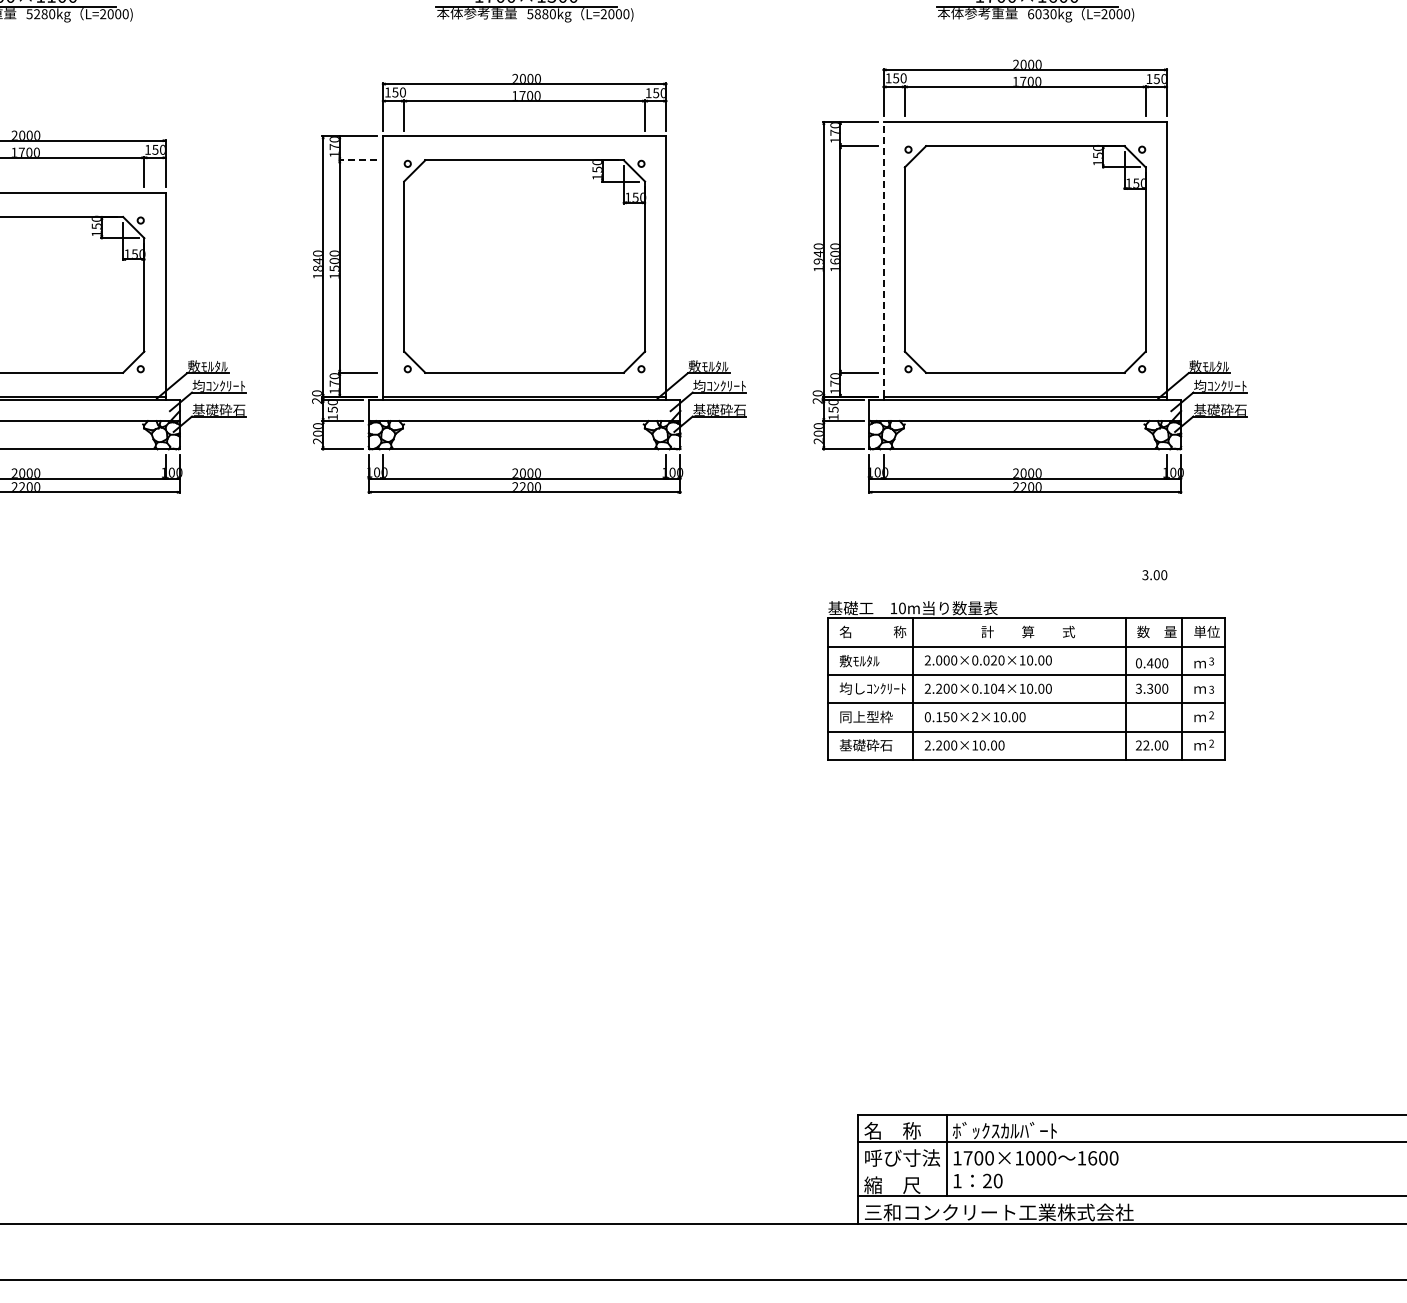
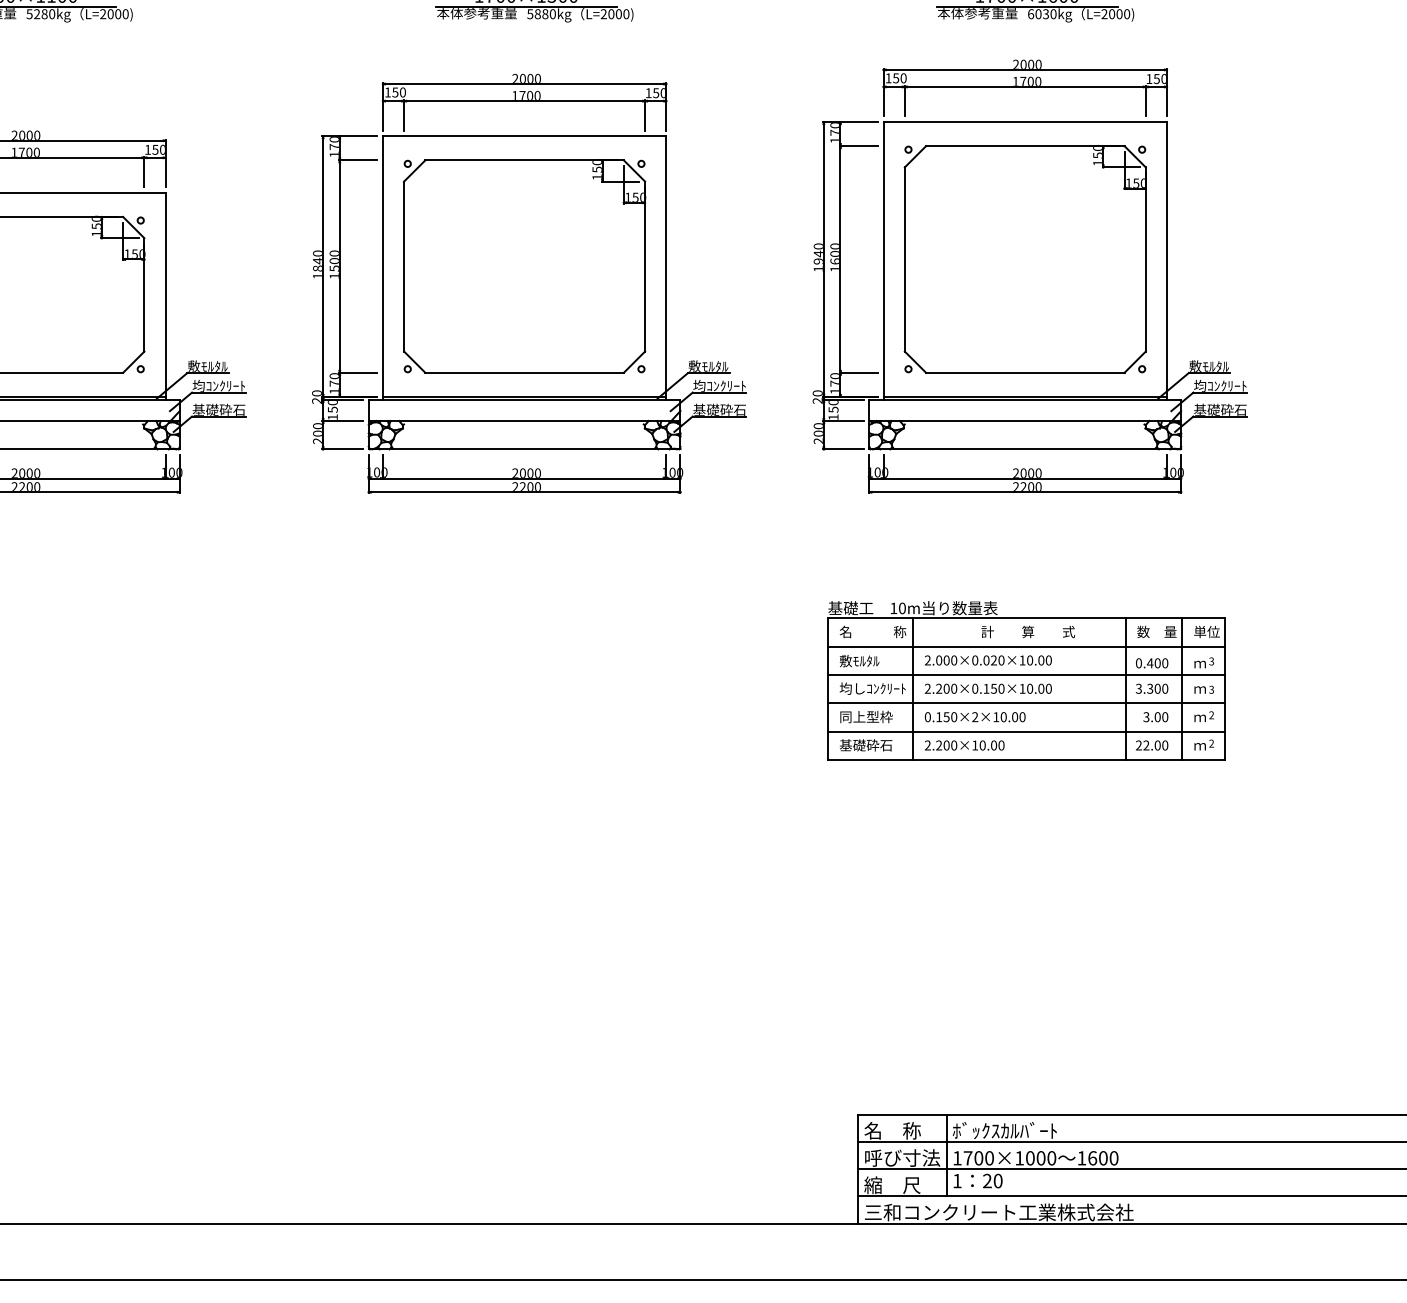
line: dashed -> solid (357, 160)
line: dashed -> solid (883, 258)
text position: (1154, 575) -> (1155, 717) (1155, 717)
text: 2.200×0.104×10.00 -> 2.200×0.150×10.00 (997, 688)
line: none -> present (1130, 1169)
